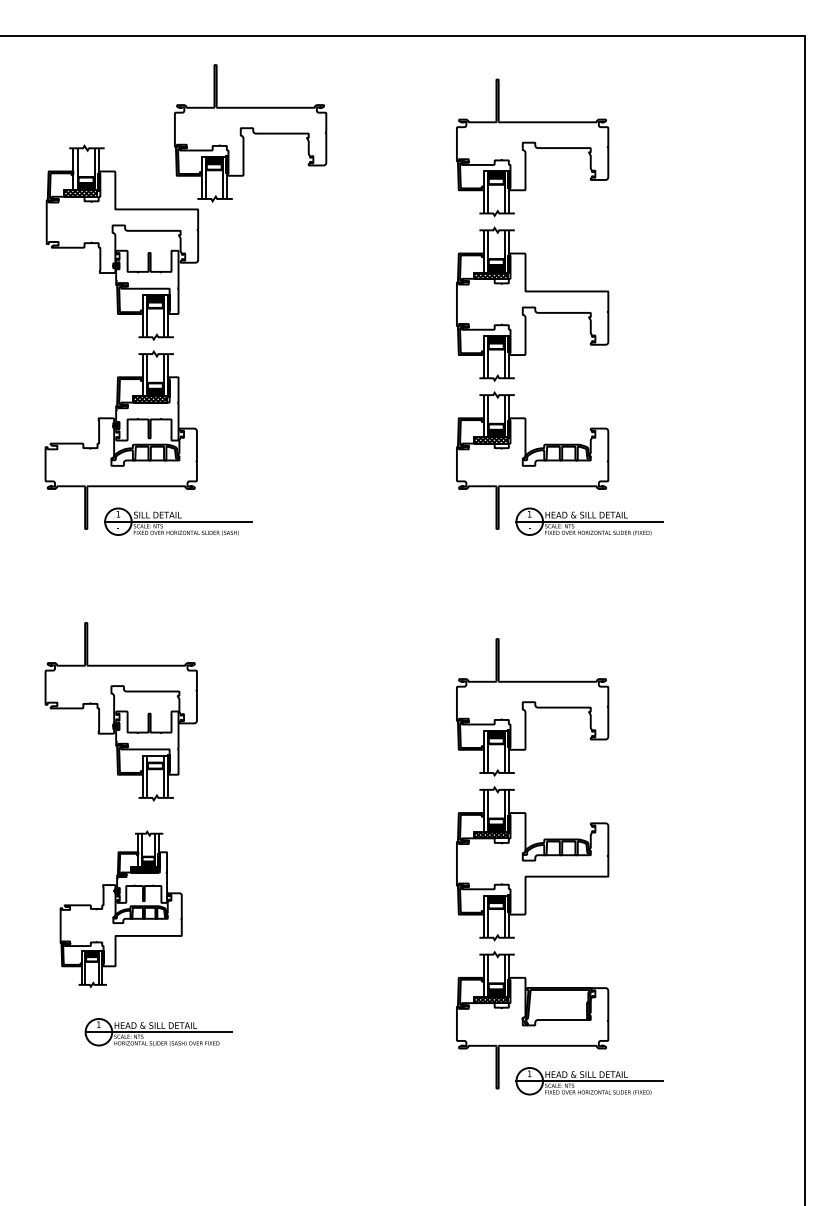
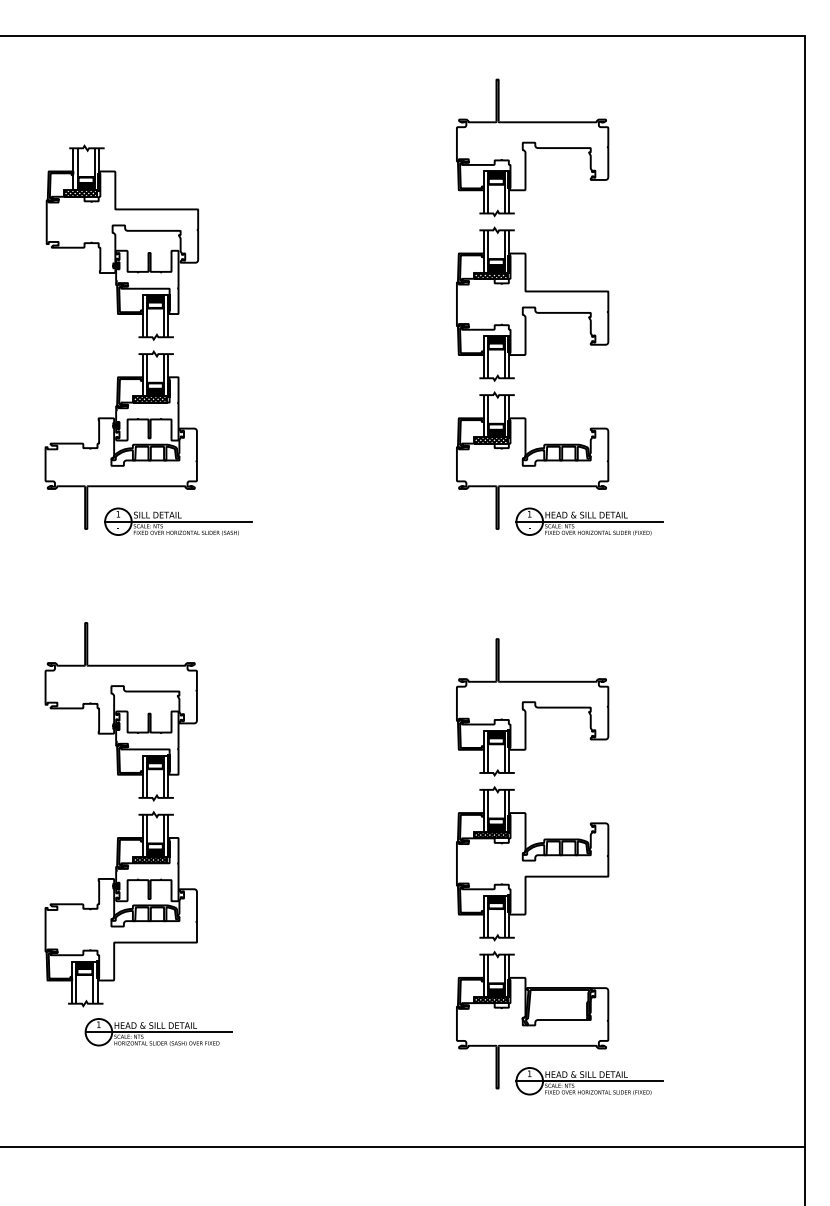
part: present -> none (250, 133)
fill: none -> present (154, 759)
part size: 124x159 px -> 154x197 px (120, 909)
line: none -> present (403, 1147)
